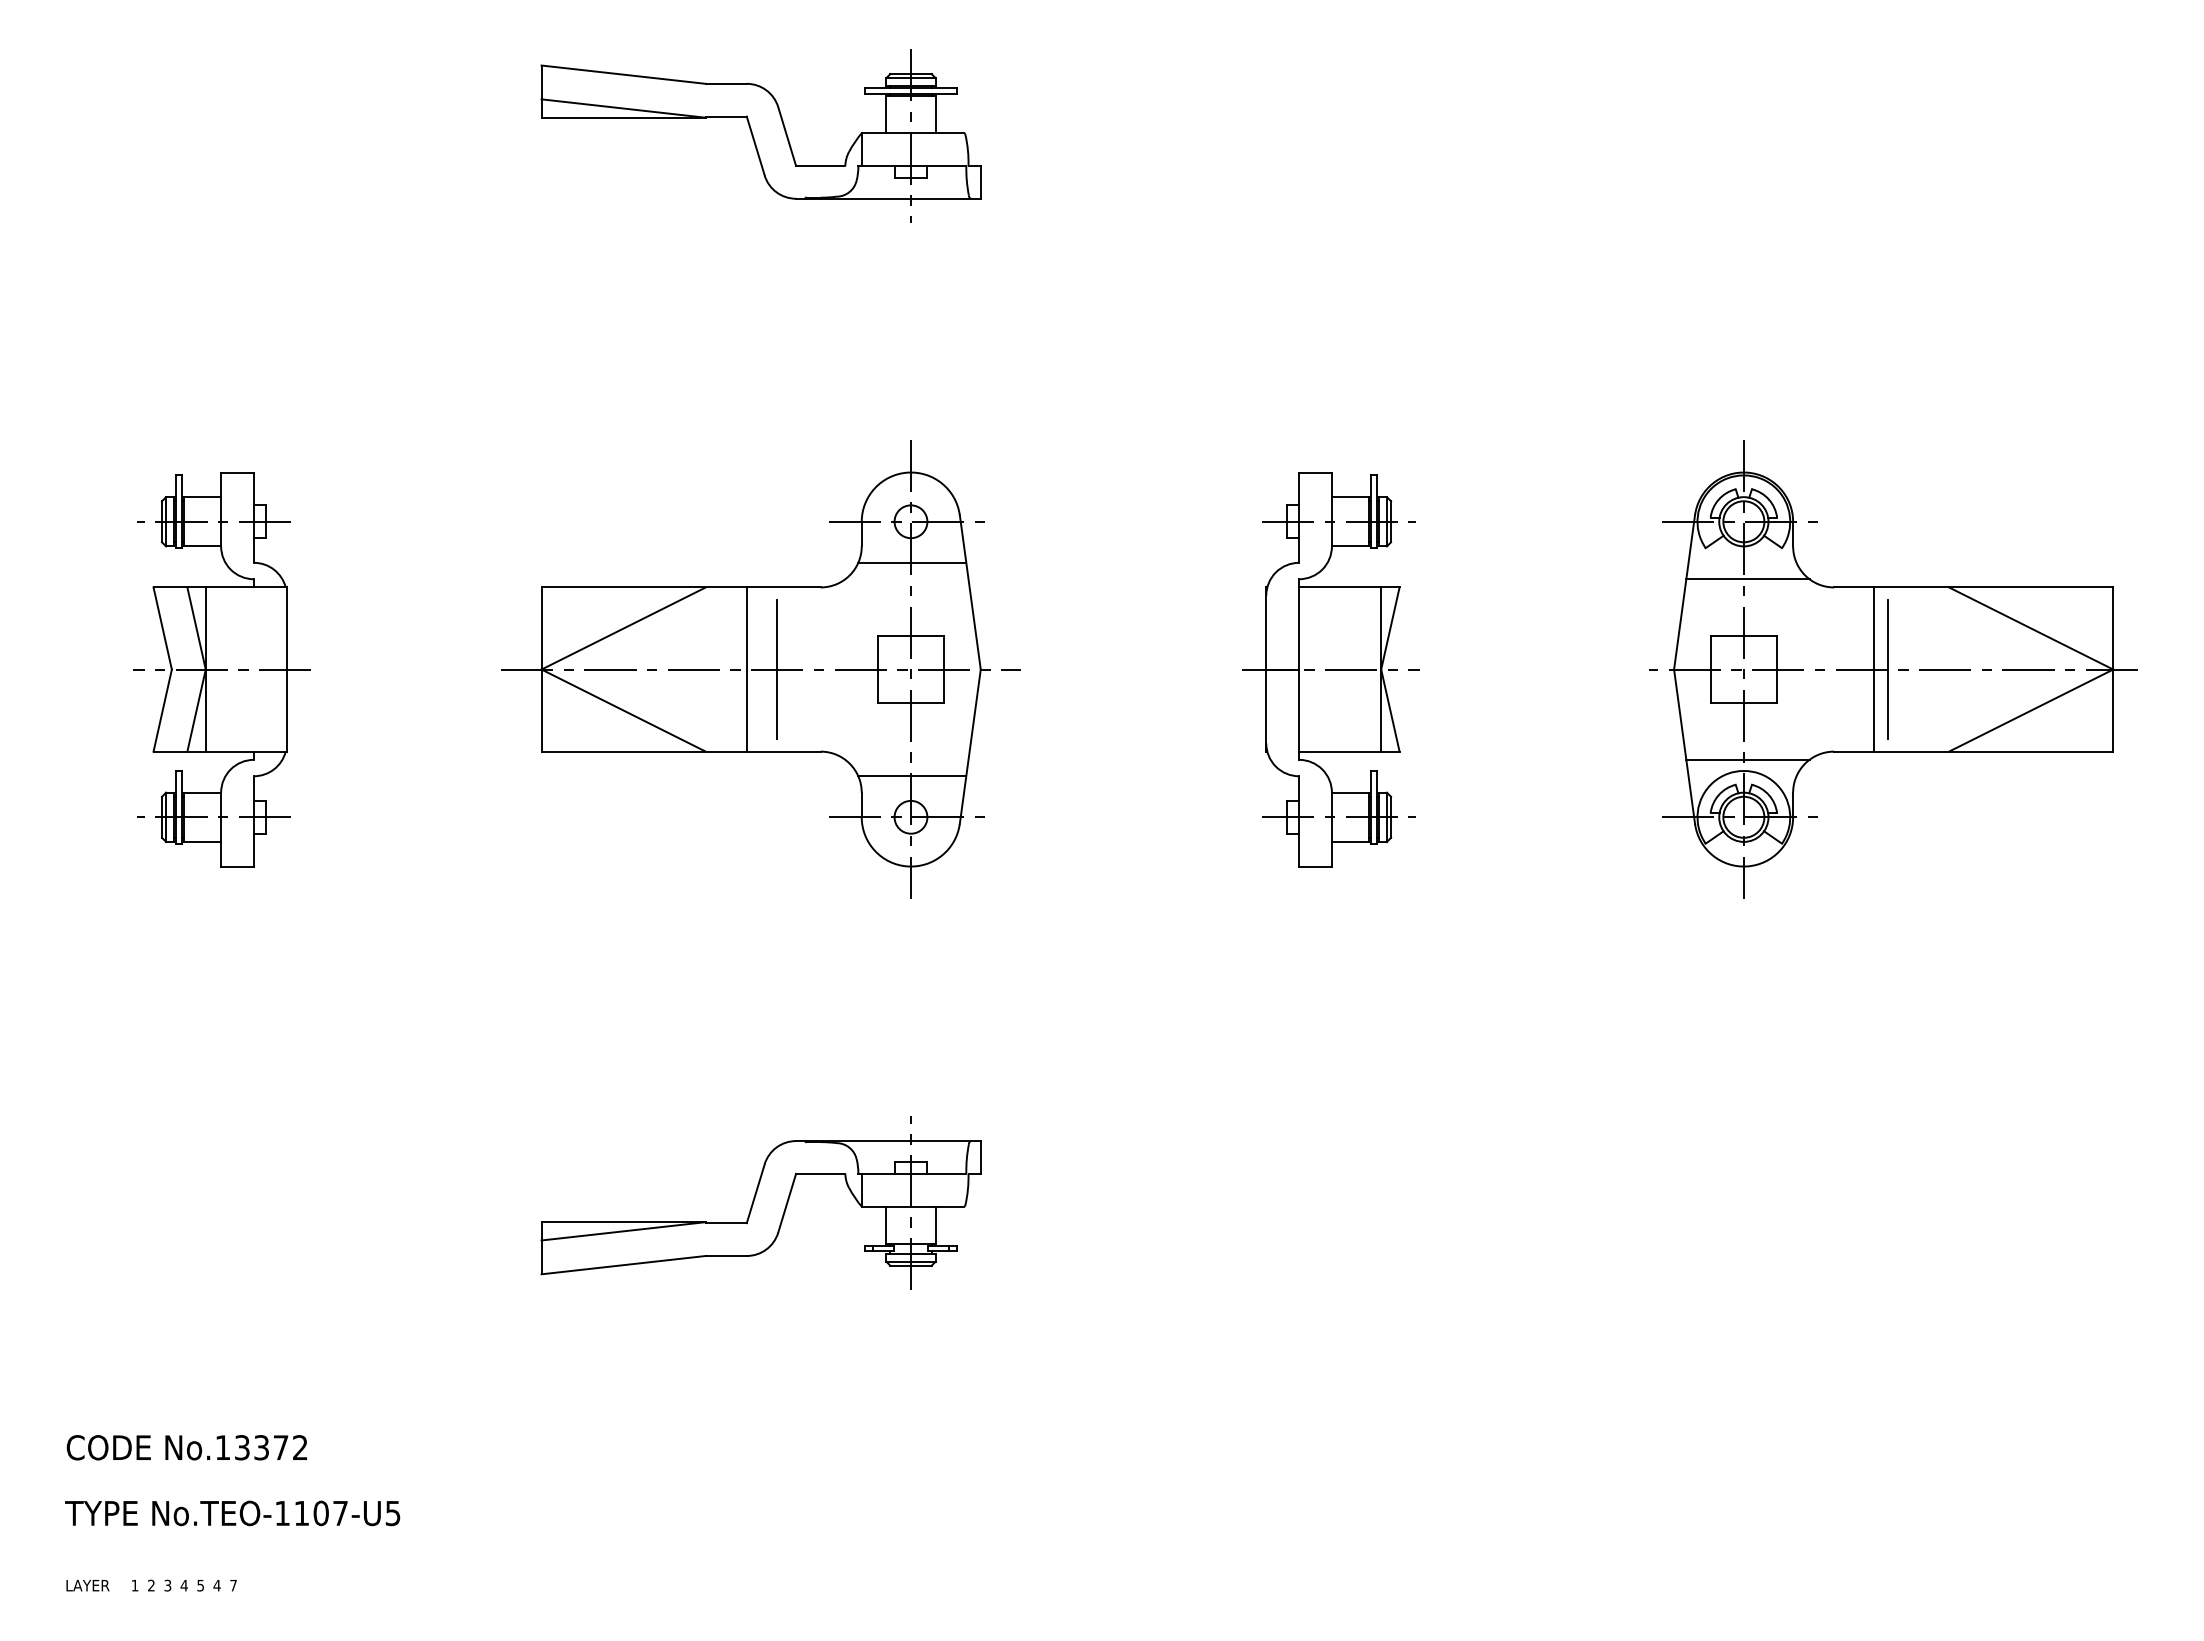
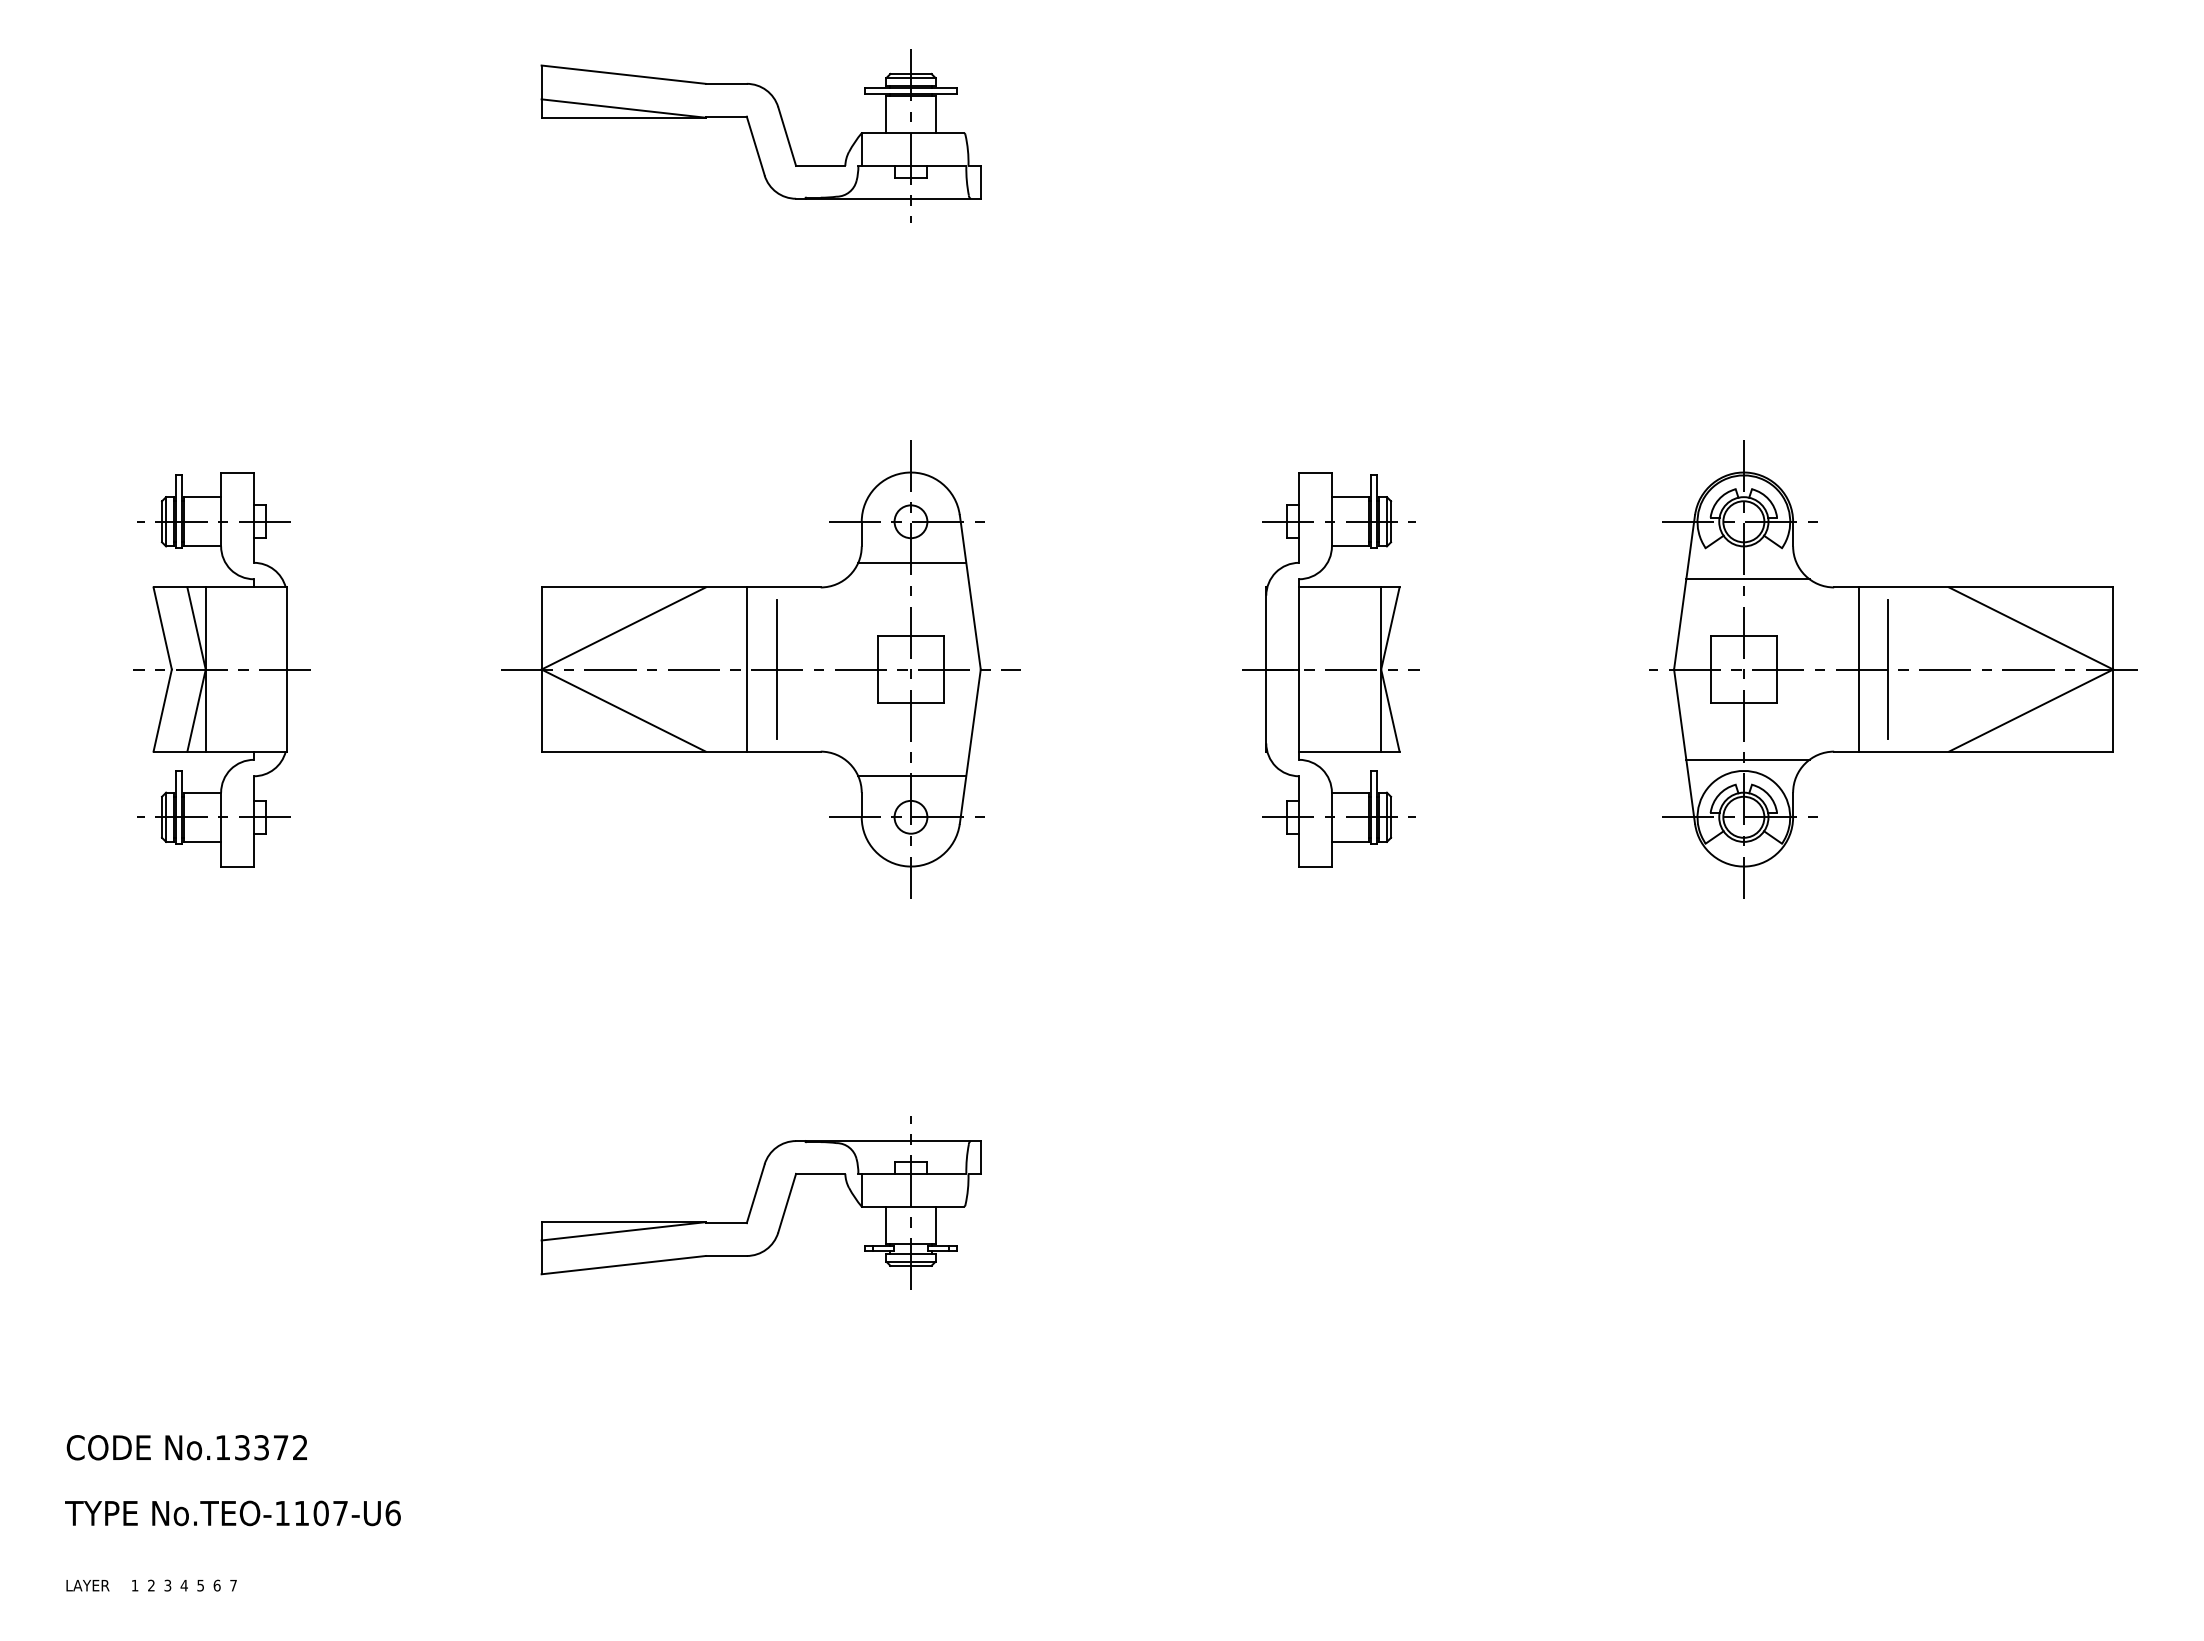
line position: (1873, 669) -> (1858, 669) (1858, 669)
text: No.TEO-1107-U5 -> No.TEO-1107-U6 (392, 1513)
text: 4 -> 6 (216, 1585)
